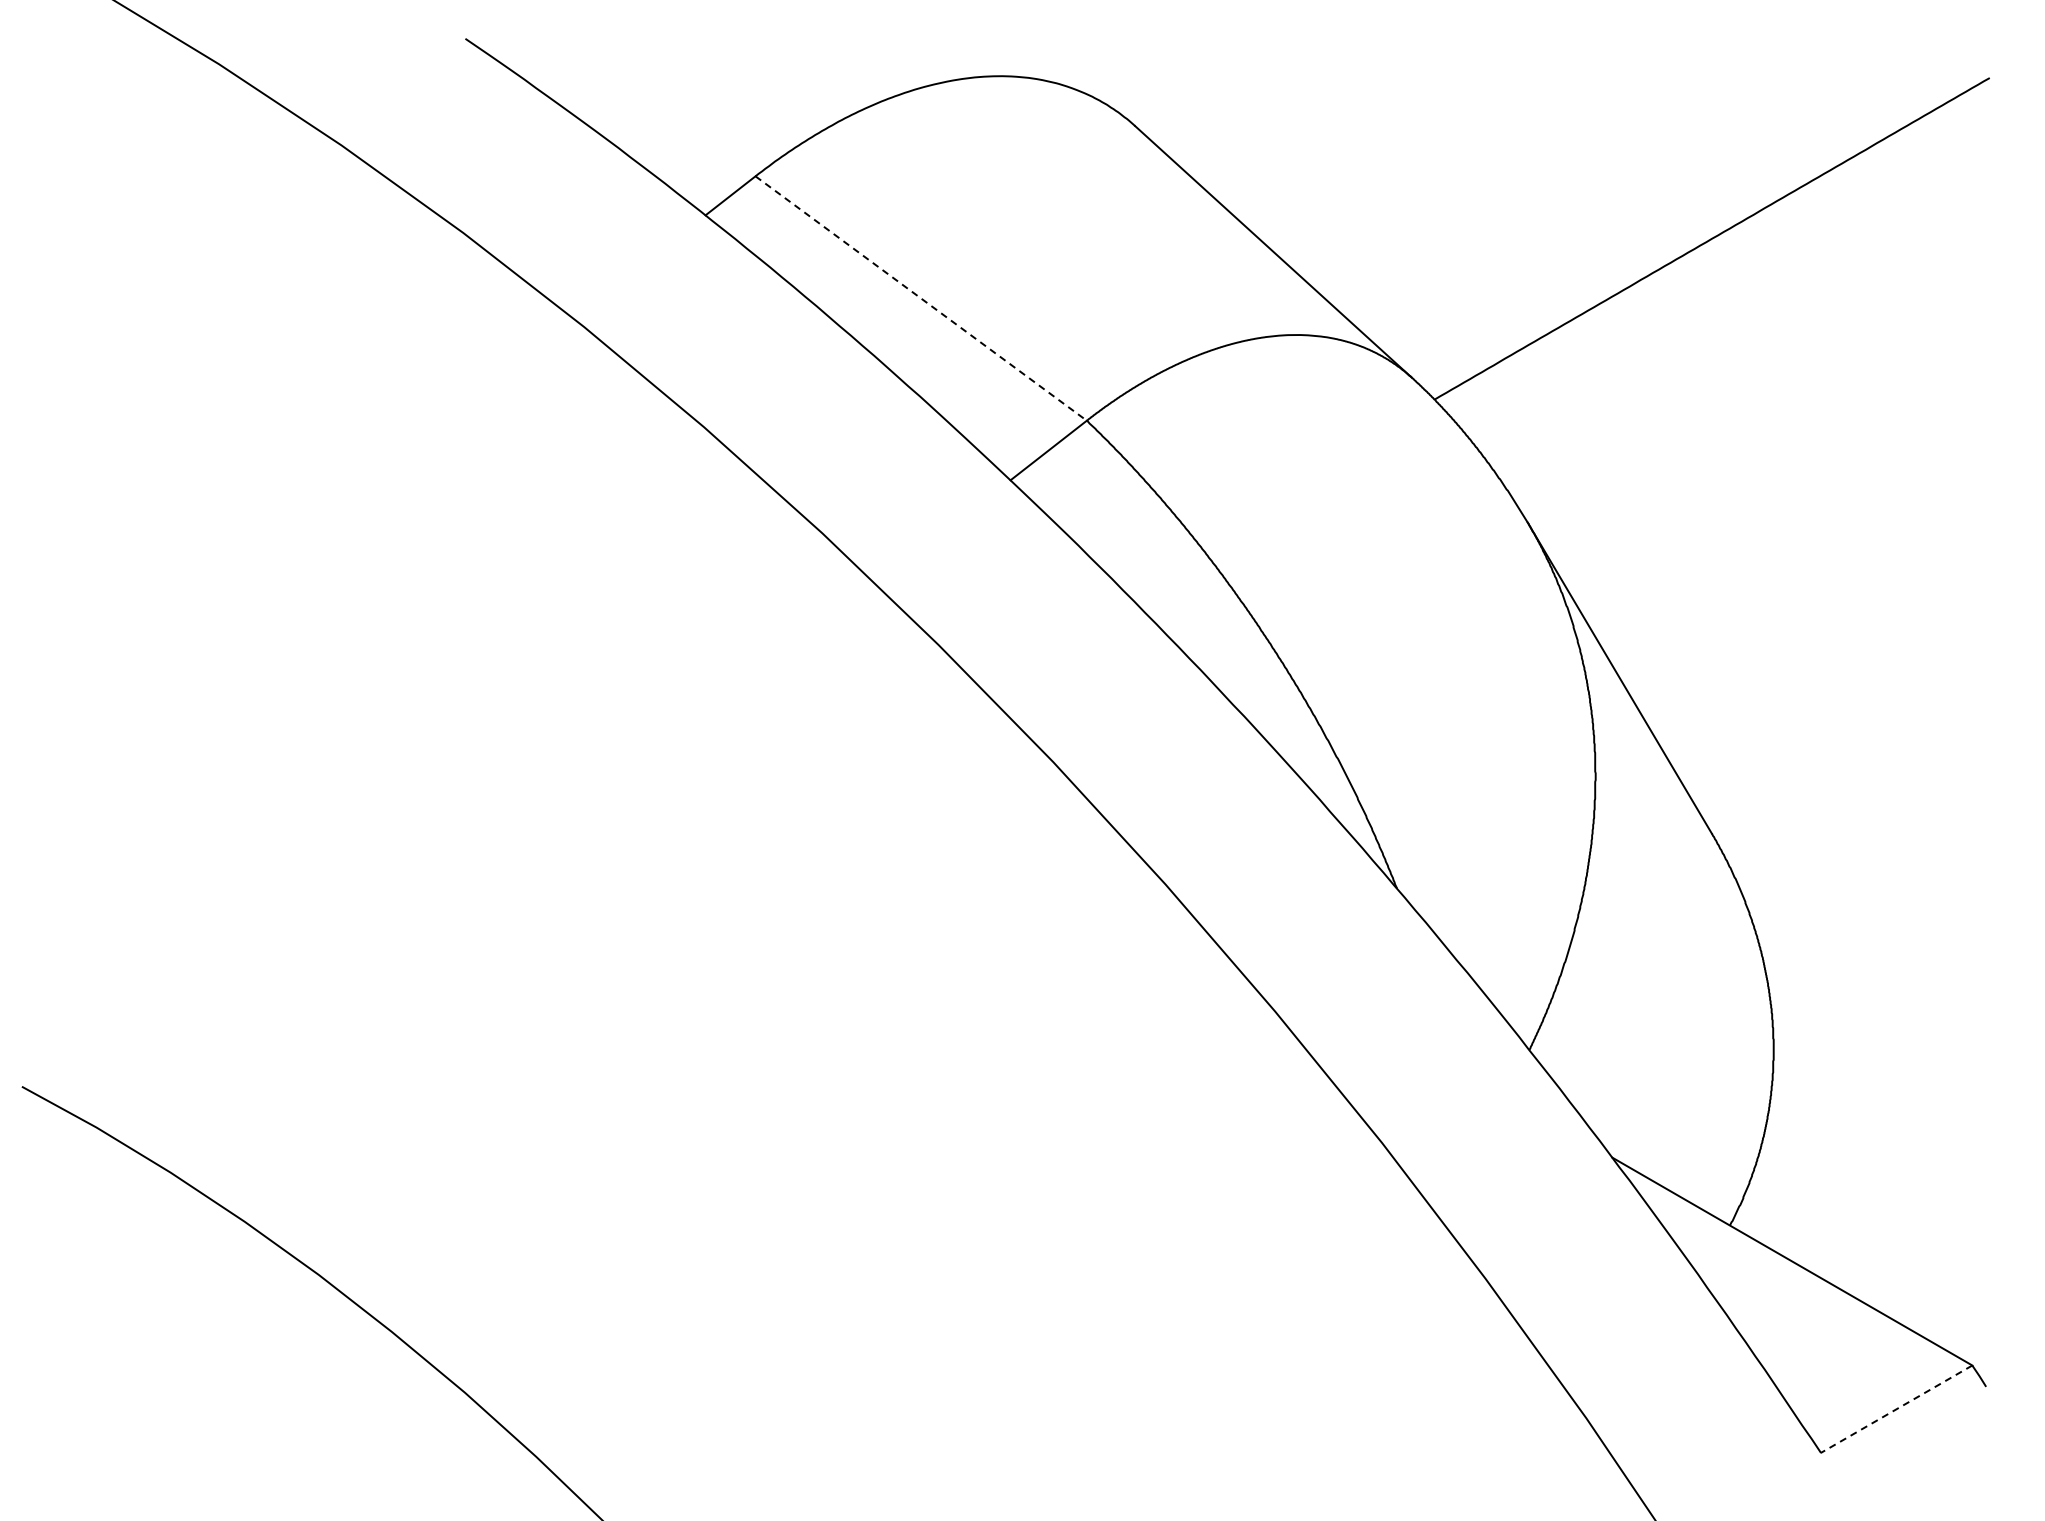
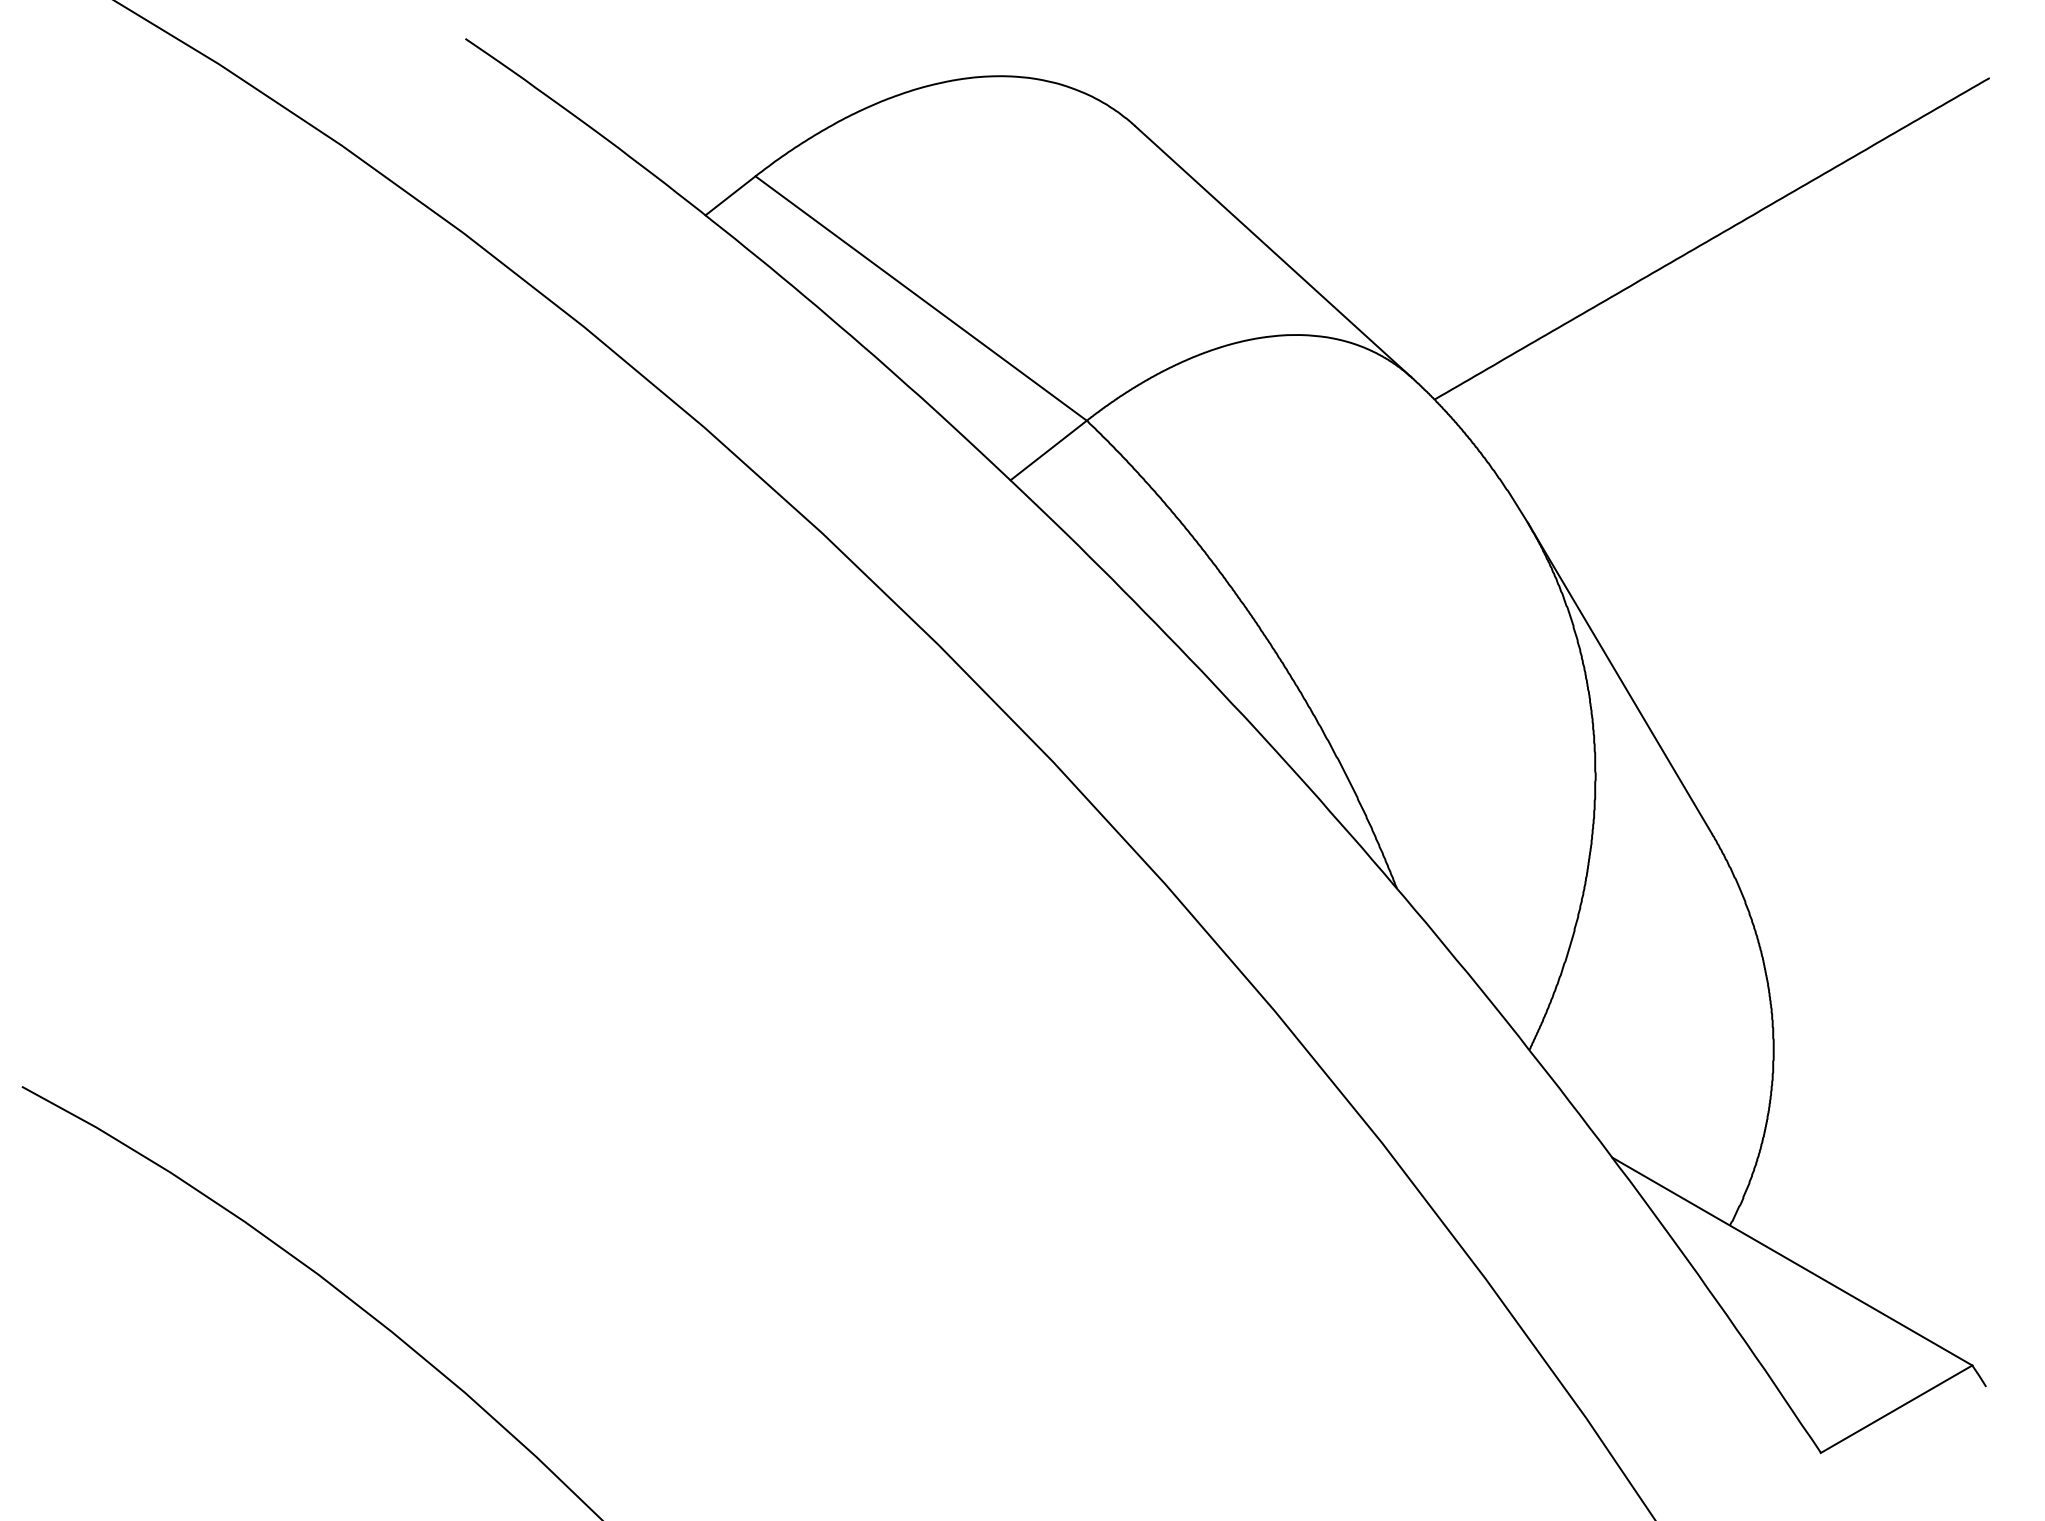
line: dashed -> solid (921, 298)
line: dashed -> solid (1896, 1409)
